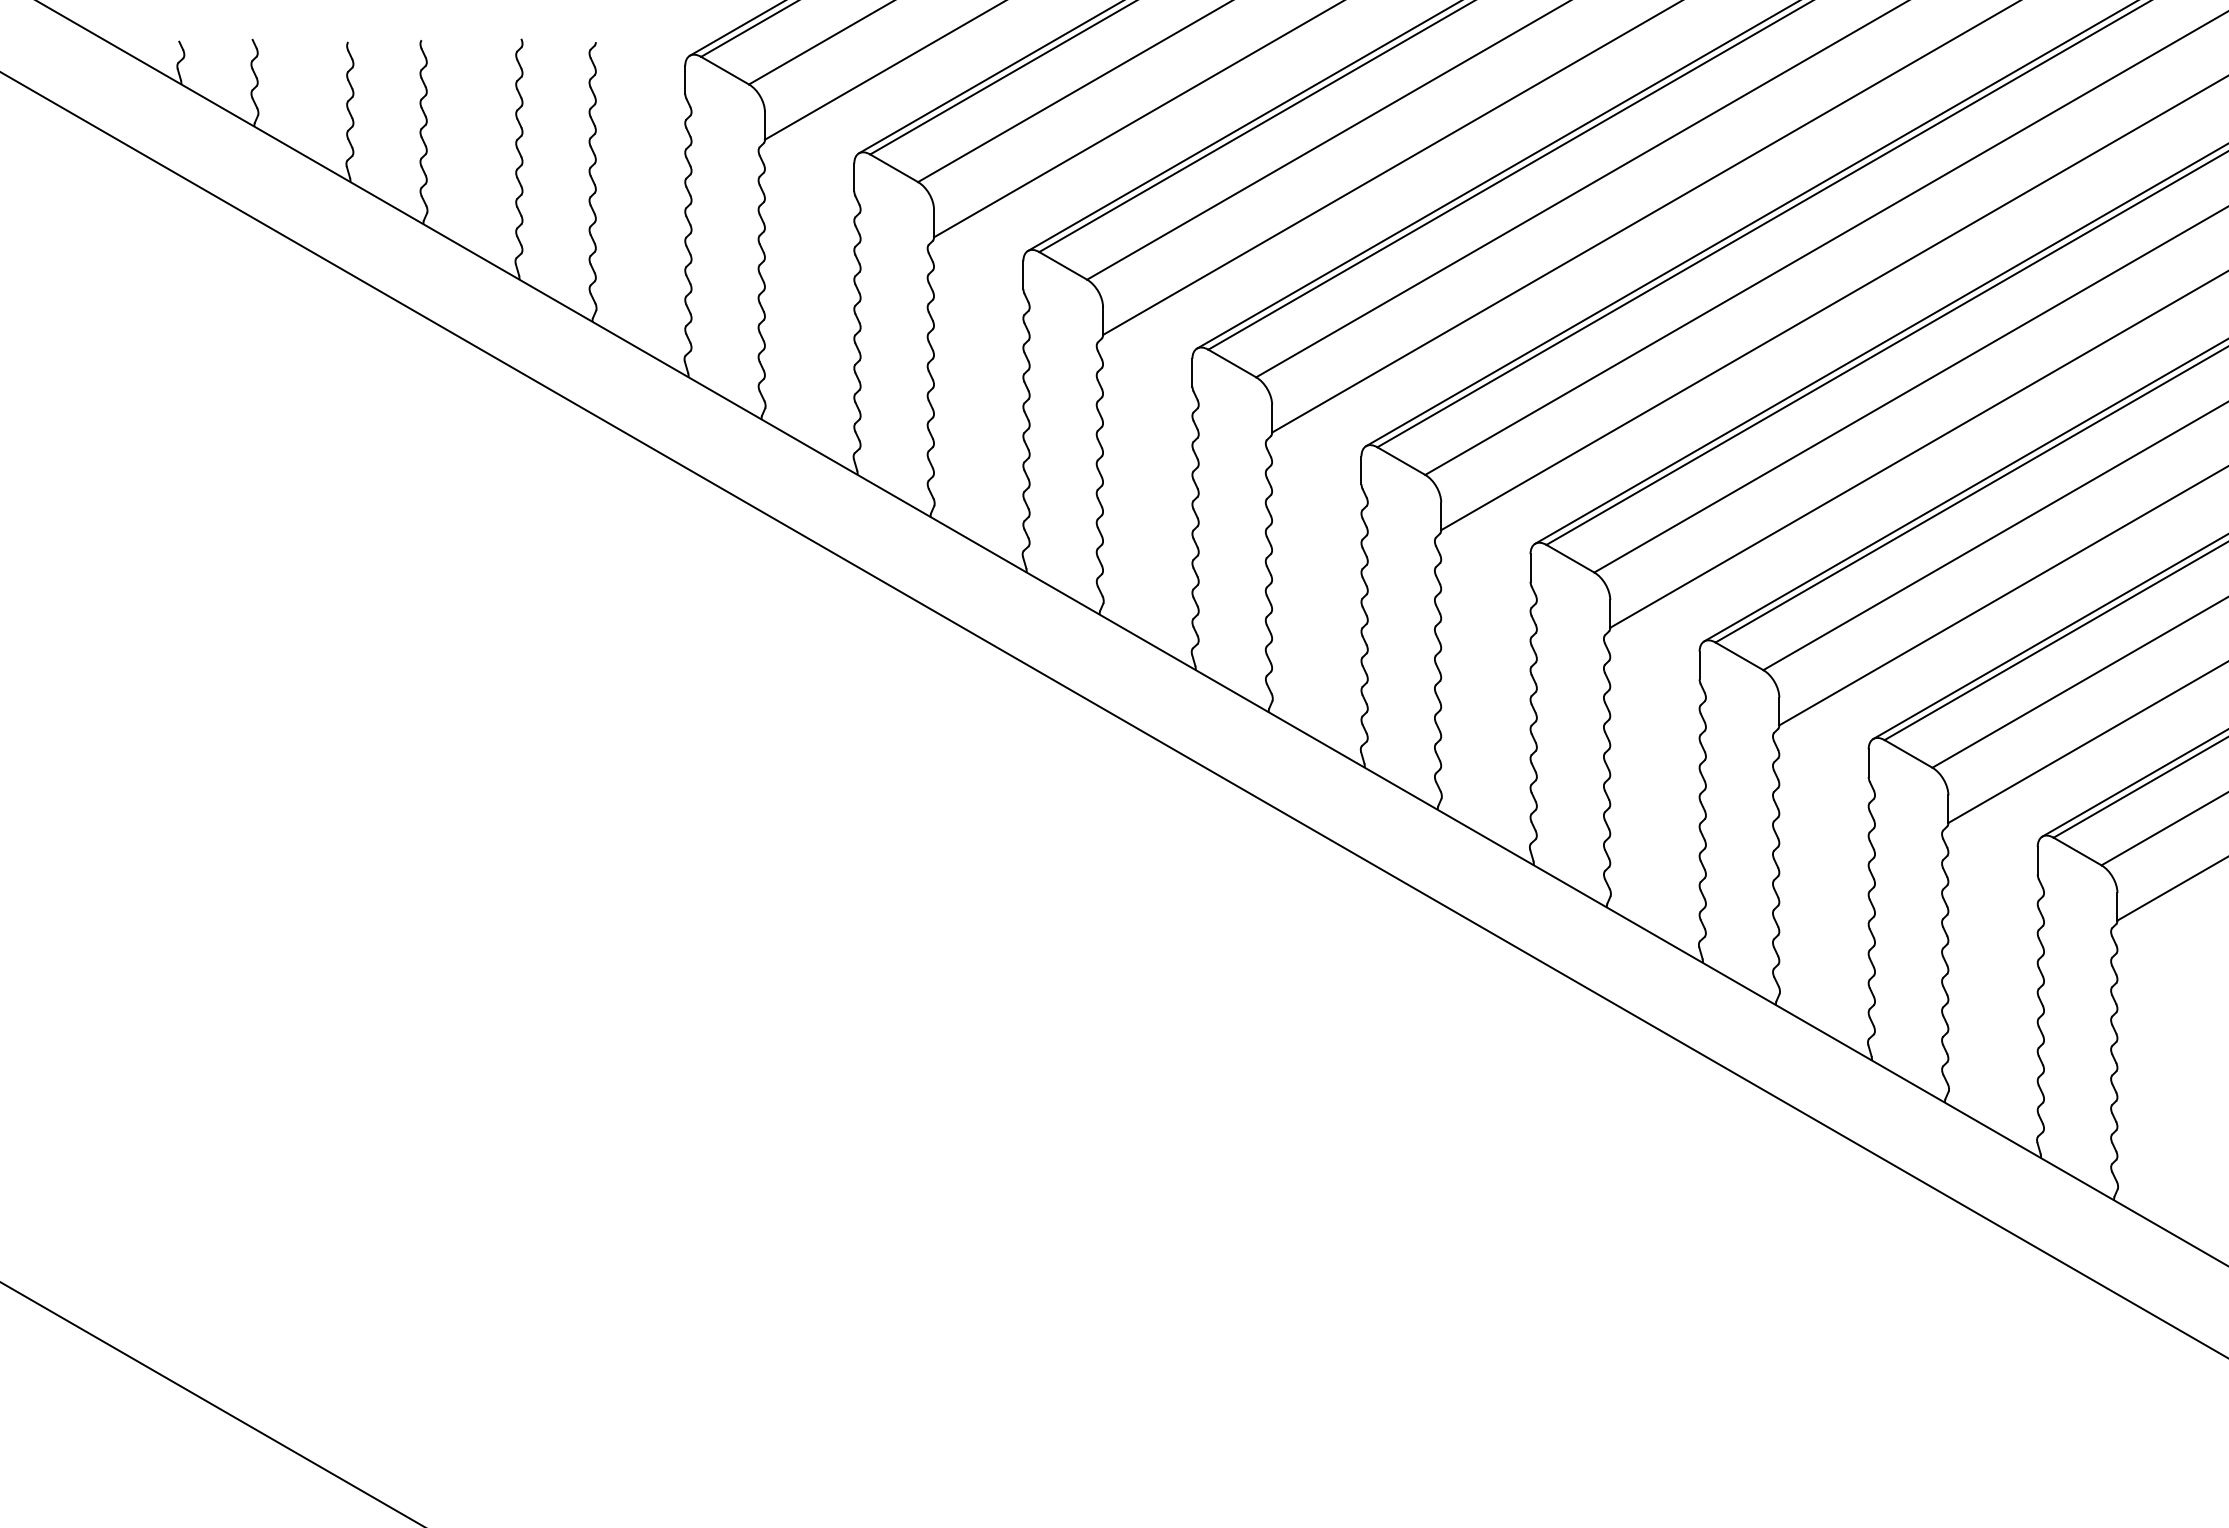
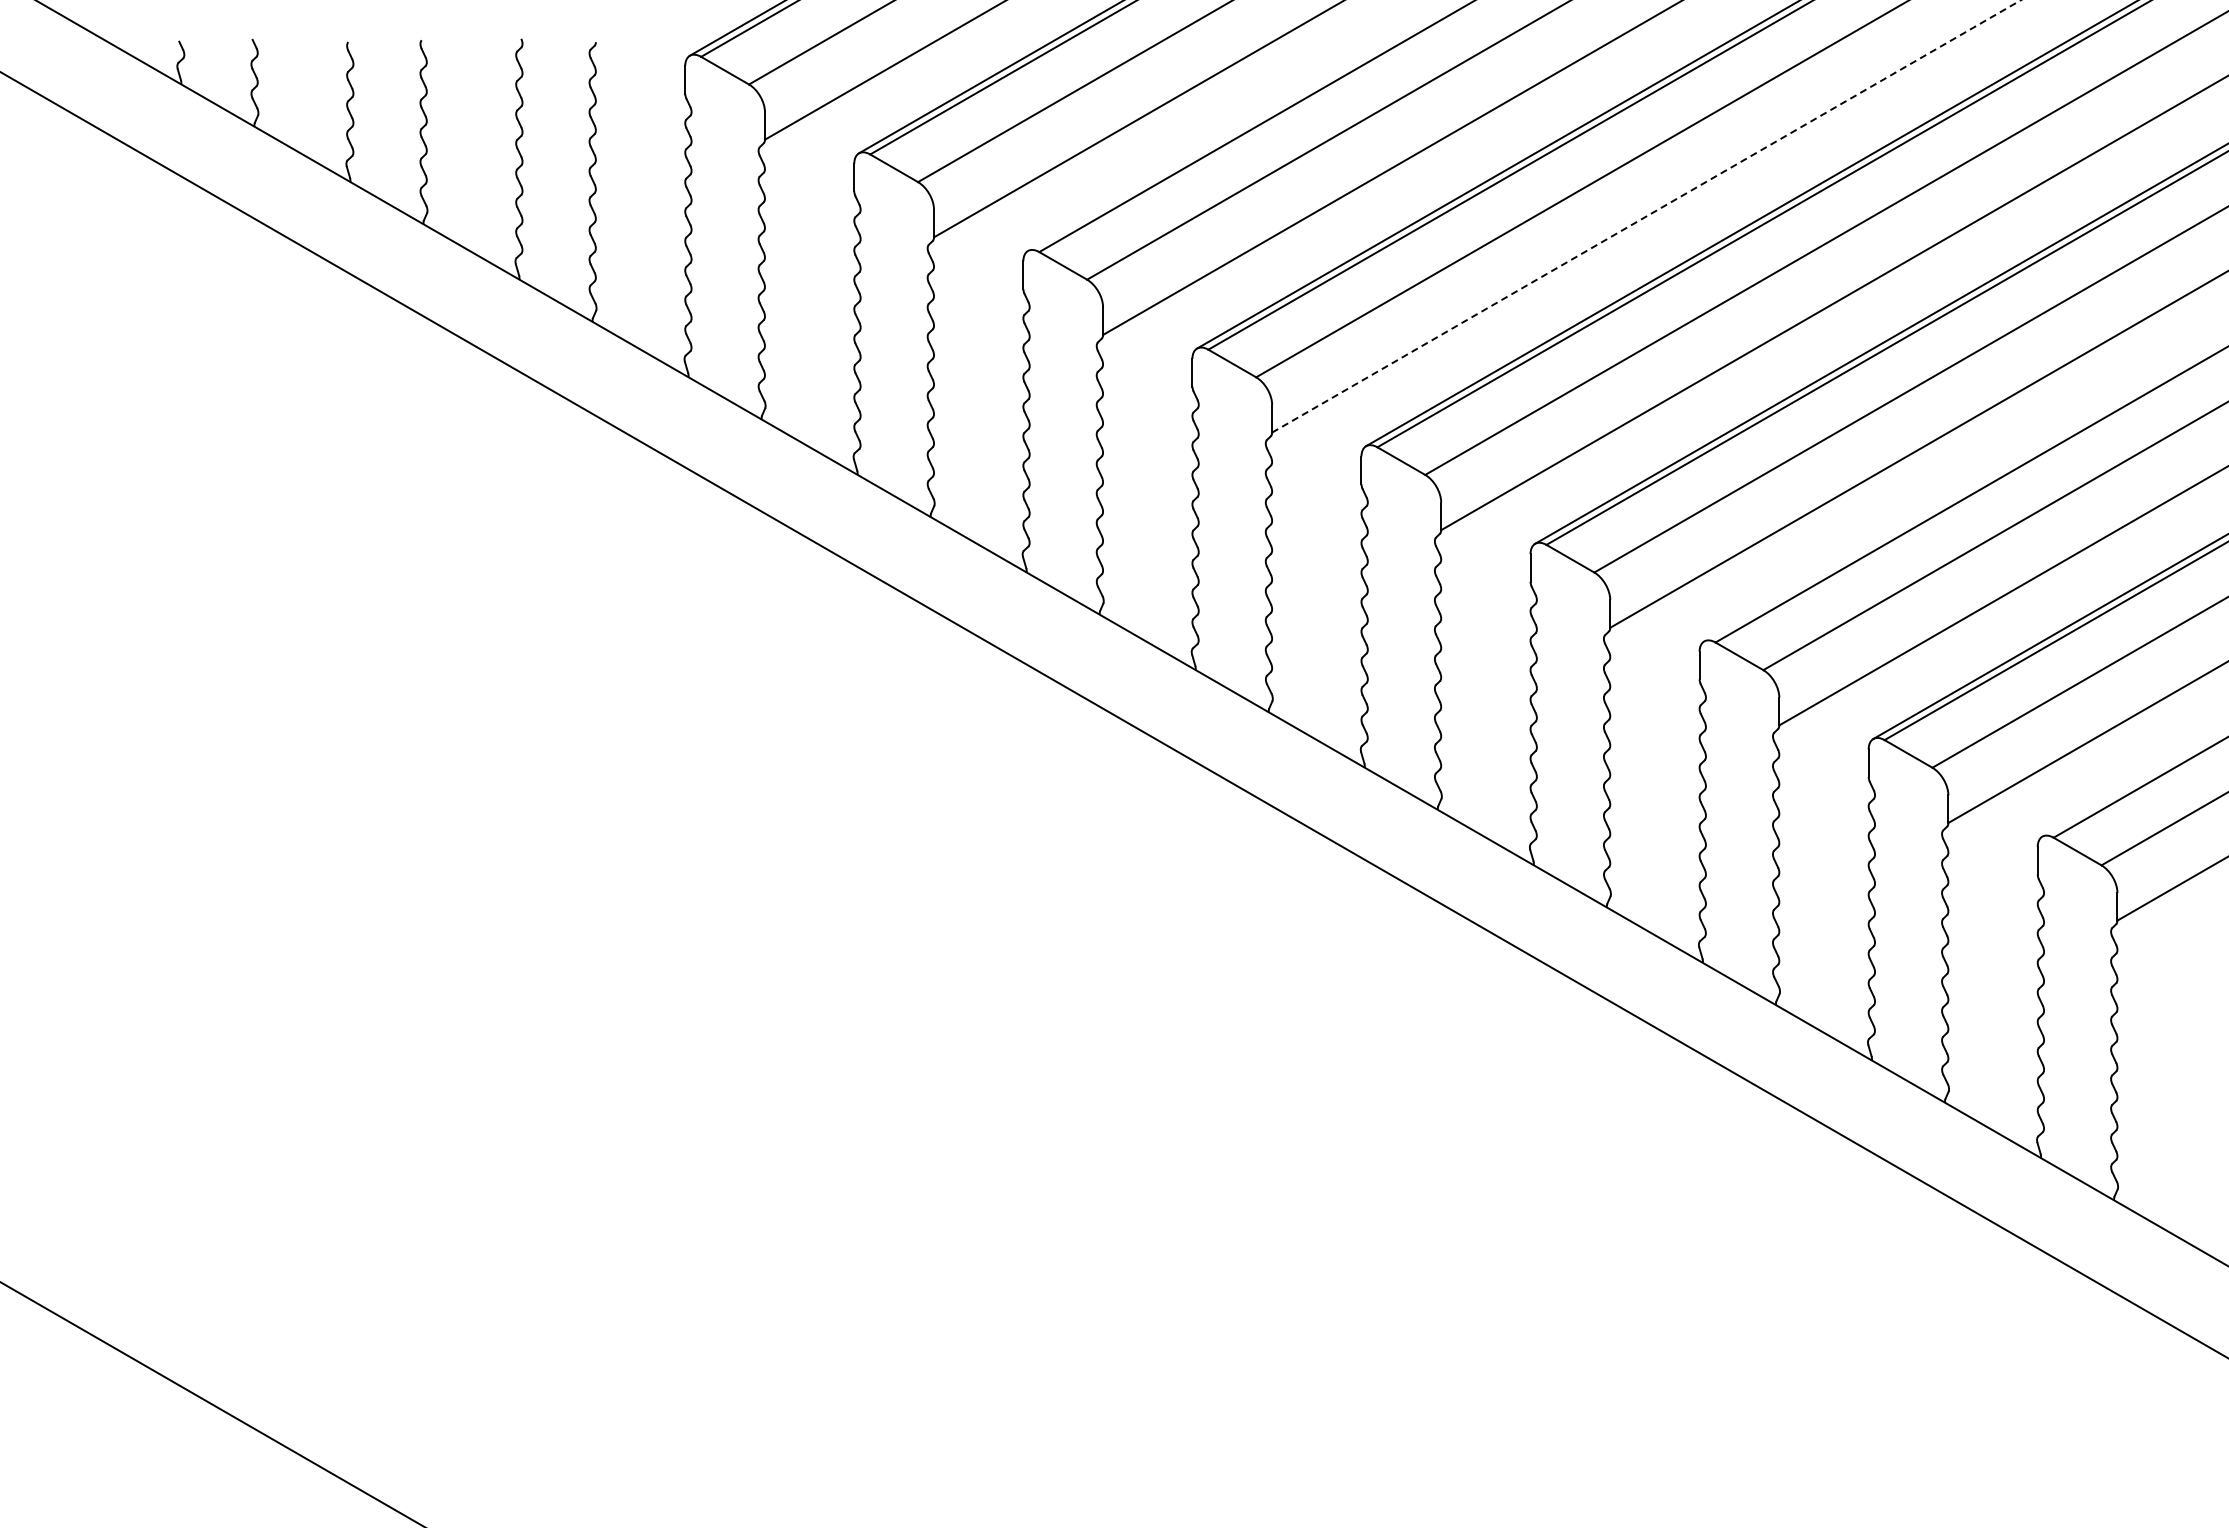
line: present -> none (1243, 126)
line: solid -> dashed (1647, 216)
line: present -> none (1964, 490)
line: present -> none (2133, 783)
